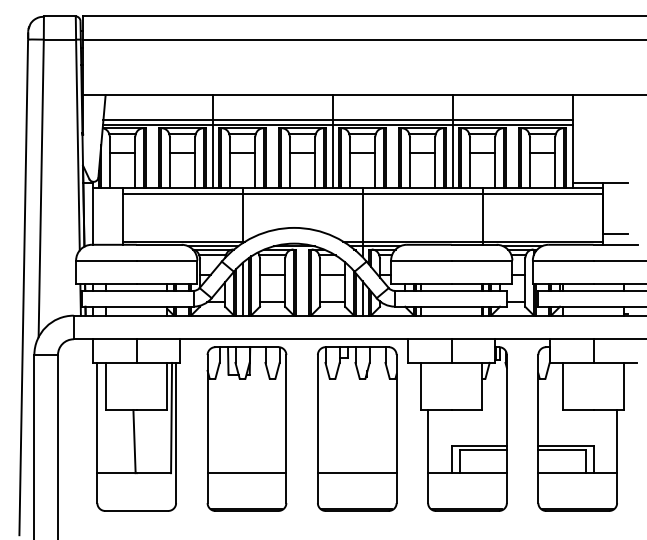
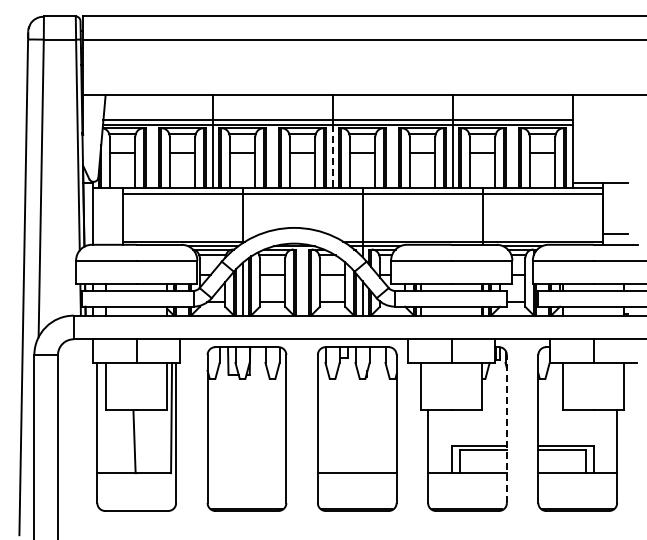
line: solid -> dashed (332, 157)
line: solid -> dashed (506, 428)
line: present -> none (246, 473)
